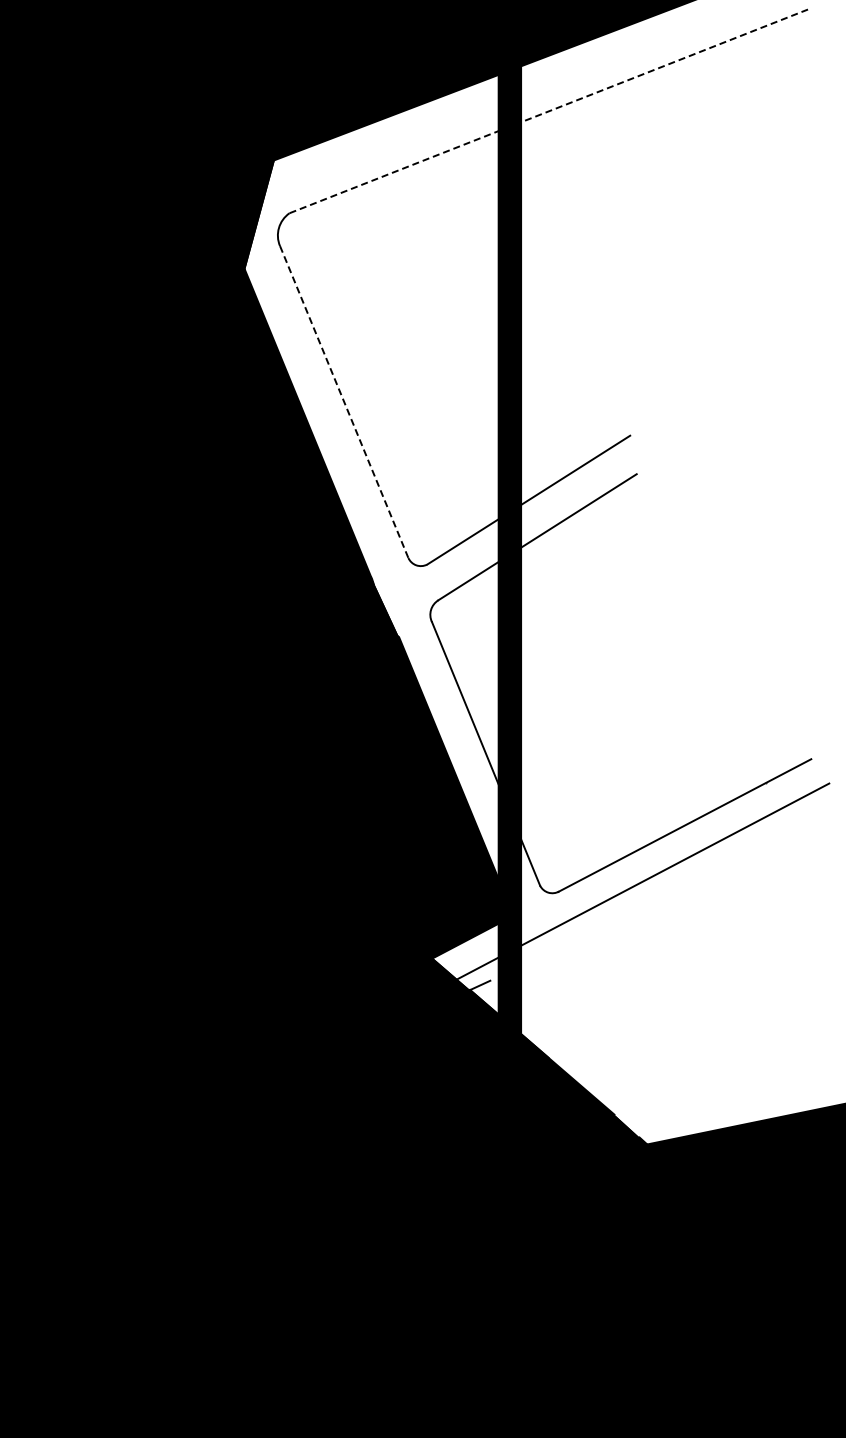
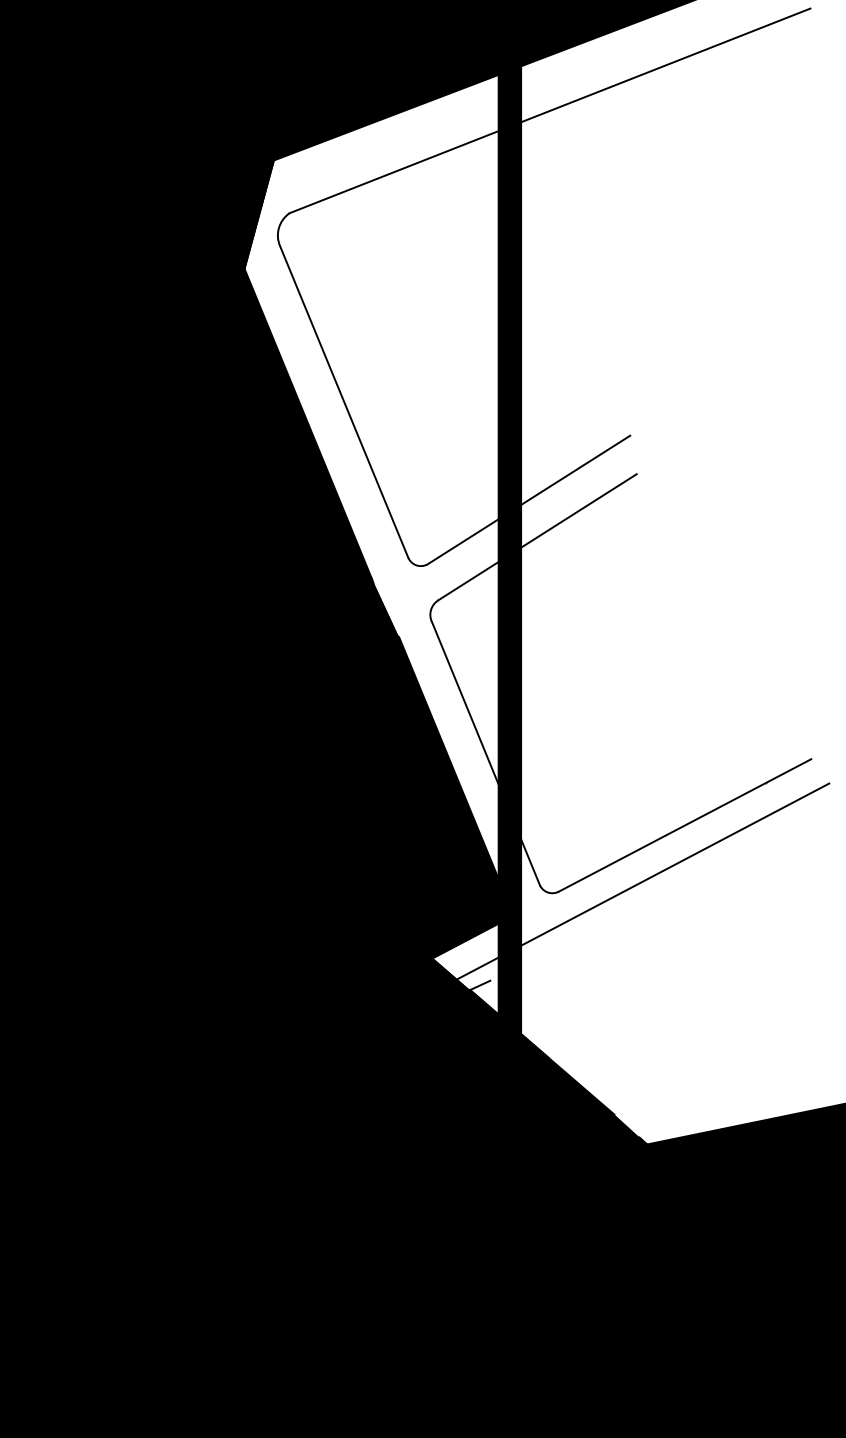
line: dashed -> solid (550, 110)
line: dashed -> solid (344, 402)
